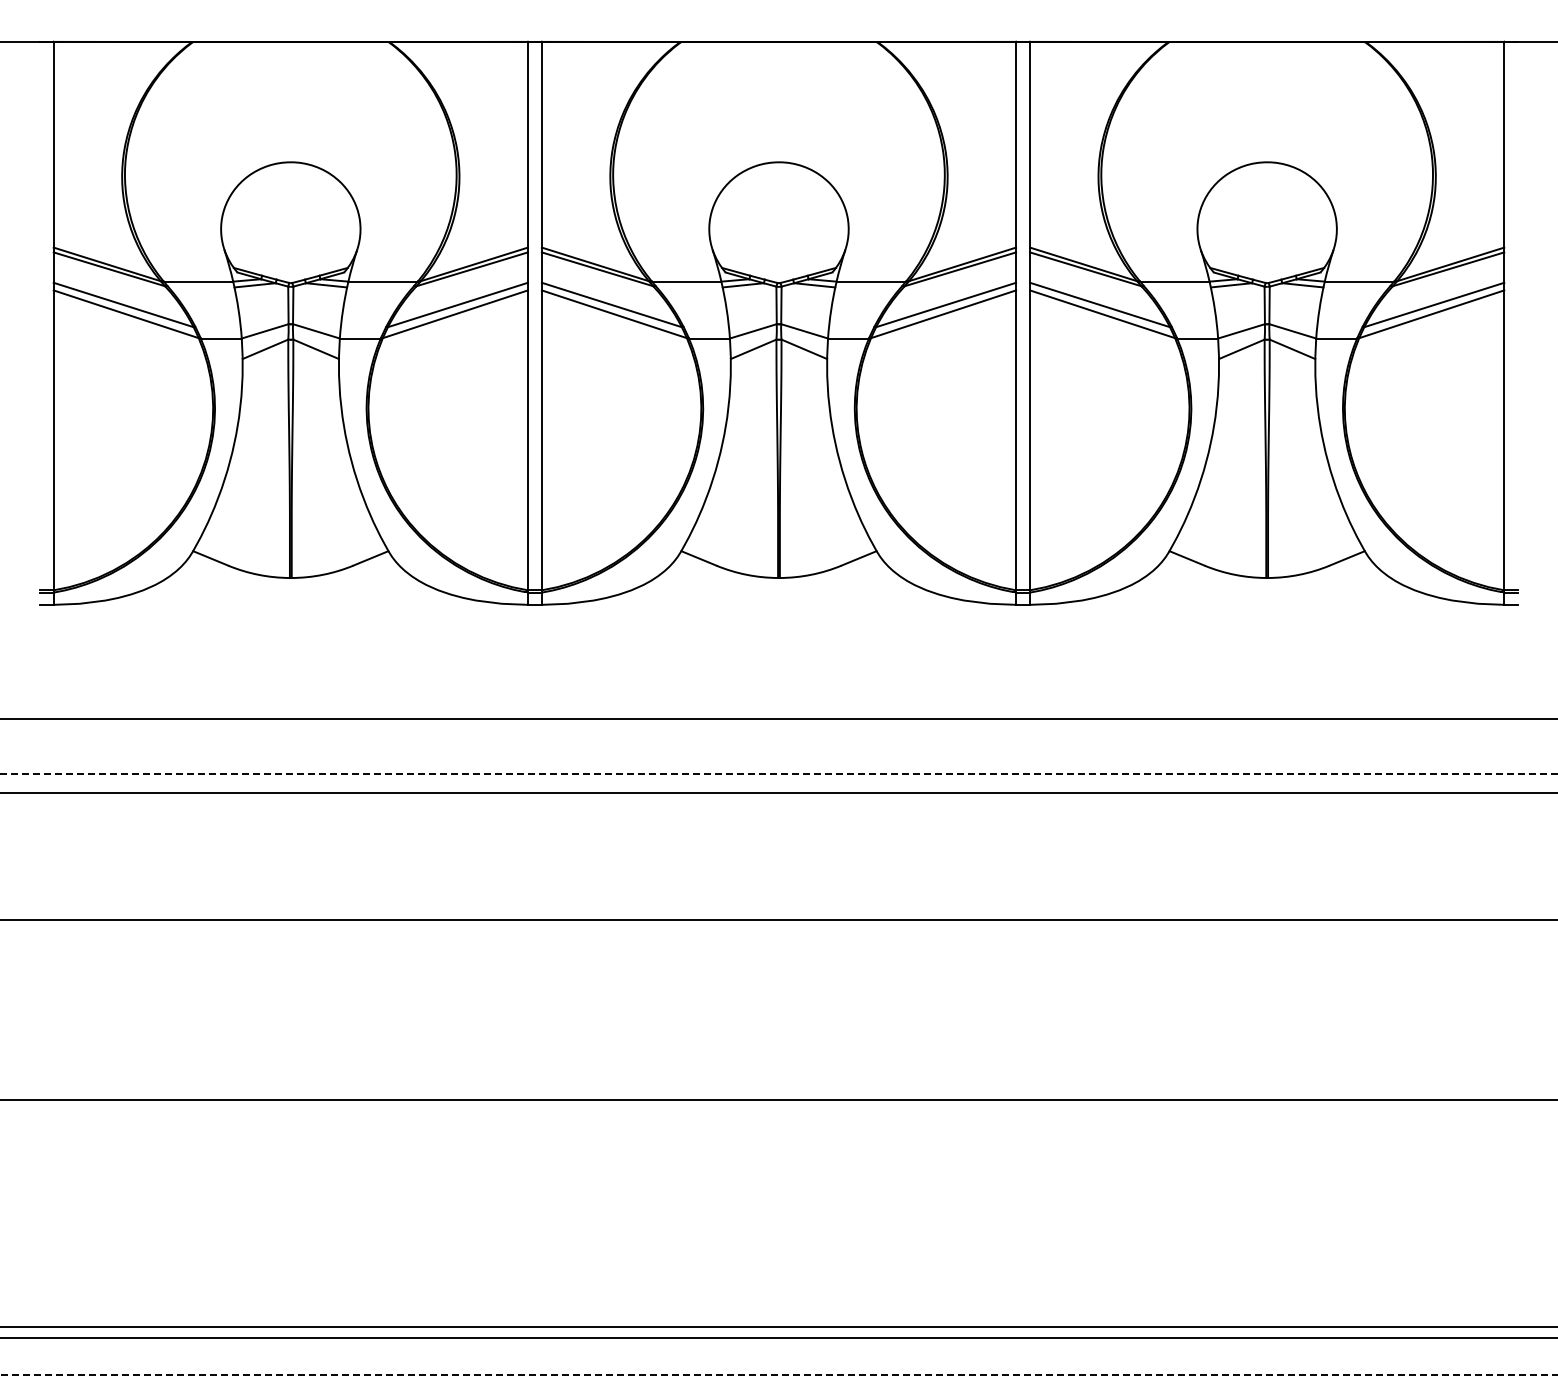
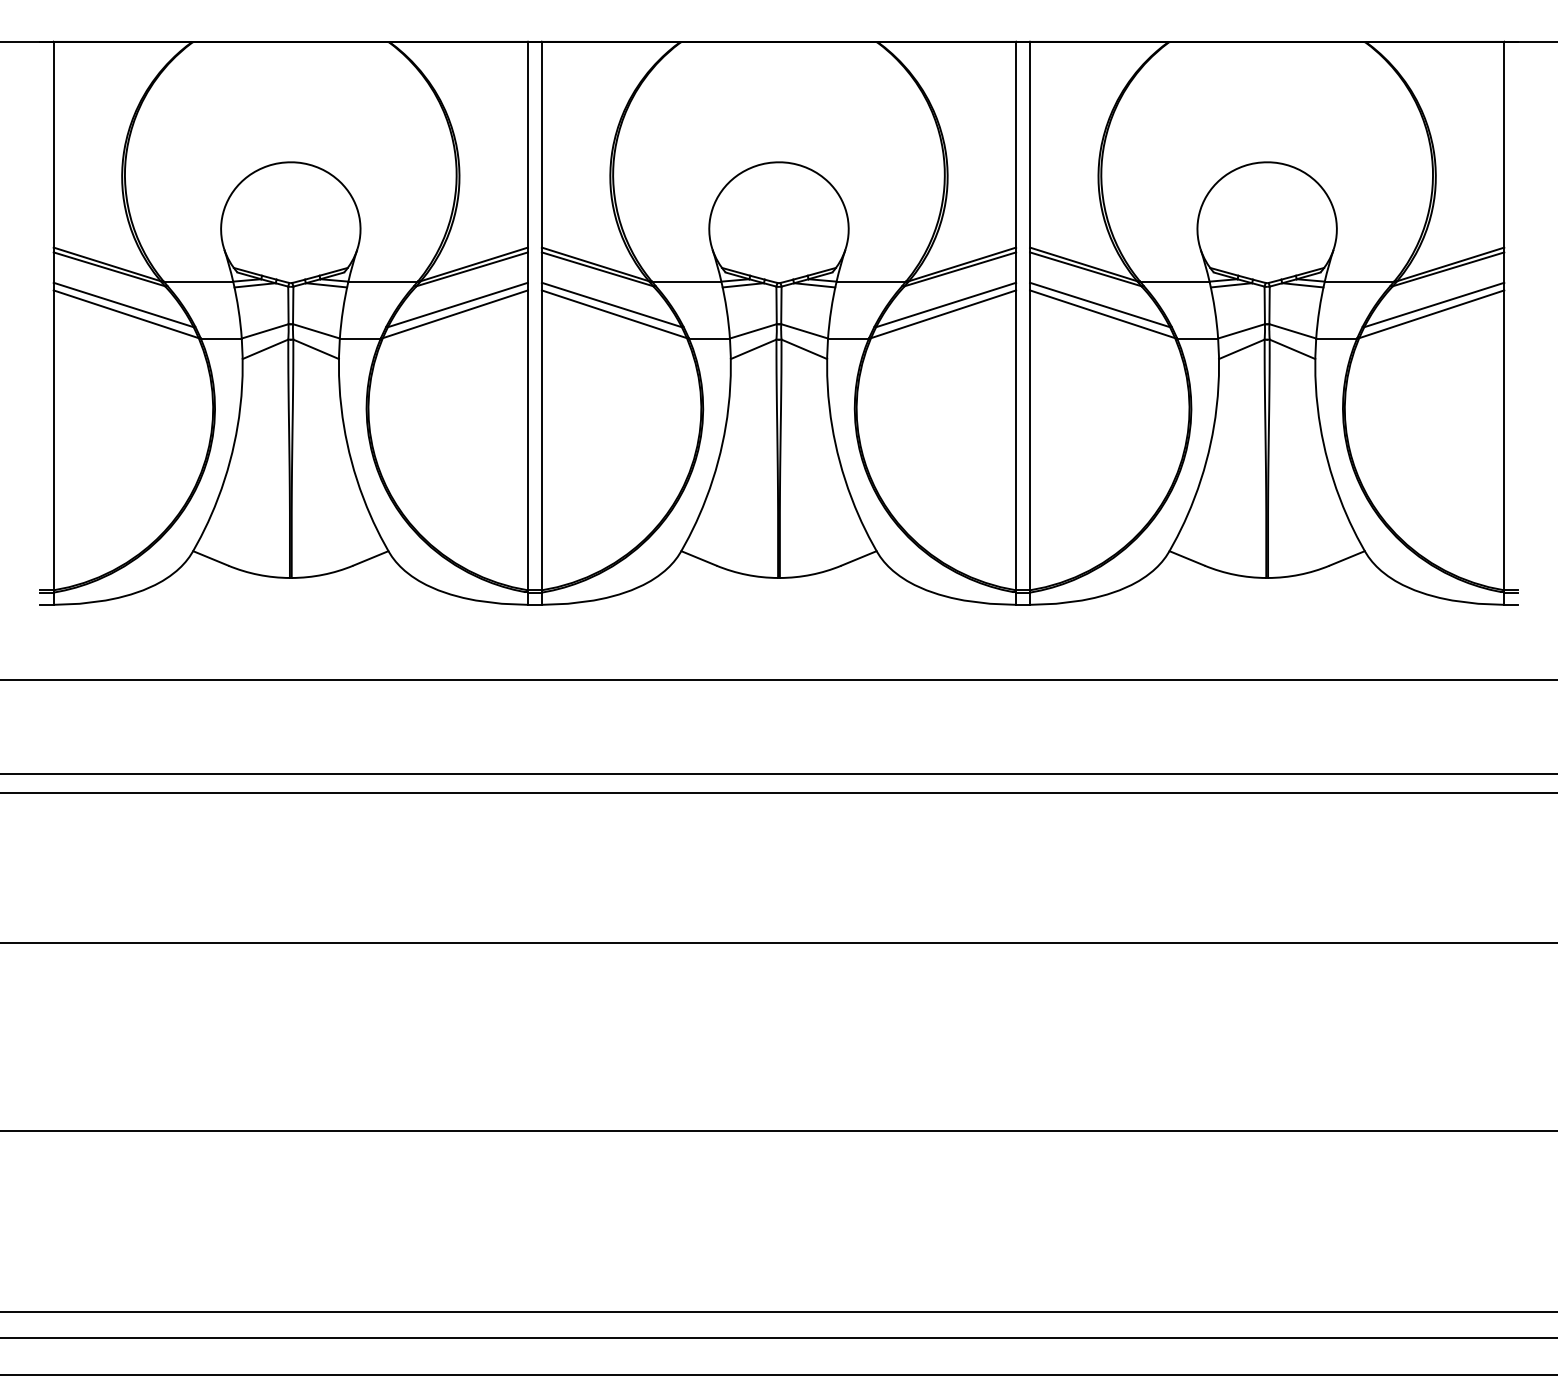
line position: (778, 718) -> (778, 679) (778, 679)
line: dashed -> solid (779, 773)
line position: (778, 919) -> (778, 942) (778, 942)
line position: (778, 1099) -> (778, 1130) (778, 1130)
line position: (778, 1326) -> (778, 1311) (778, 1311)
line: dashed -> solid (778, 1374)
